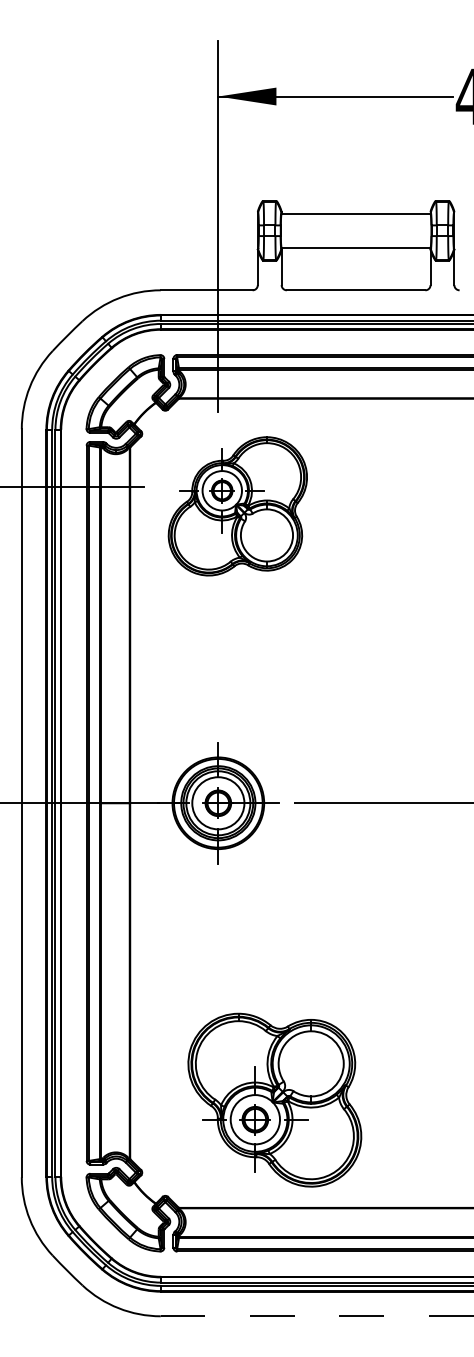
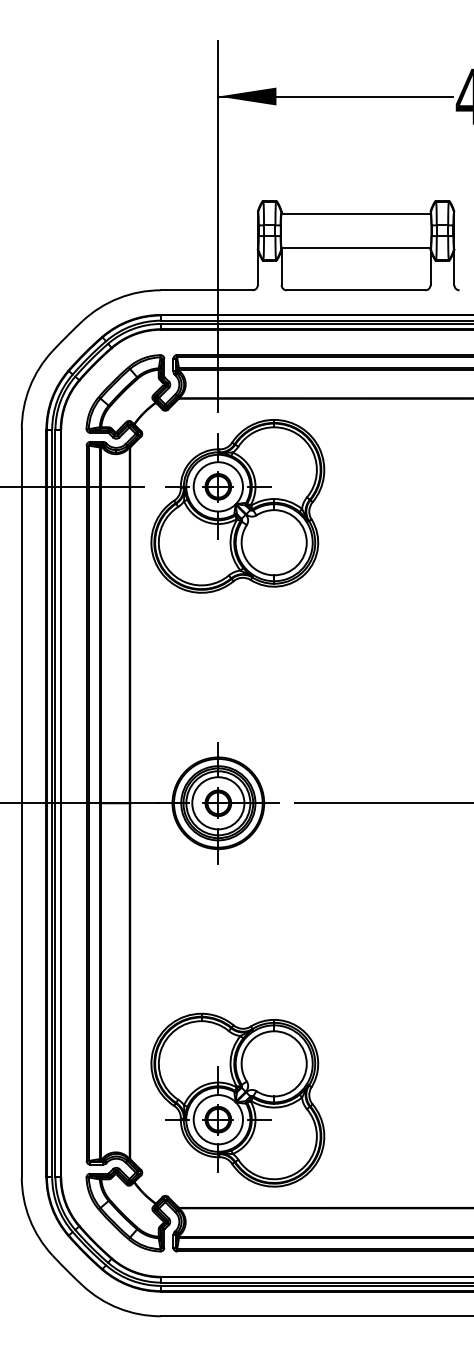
part size: 141x141 px -> 176x175 px (237, 506)
part position: (274, 1099) -> (237, 1099) (237, 1099)
line: dashed -> solid (317, 1316)
